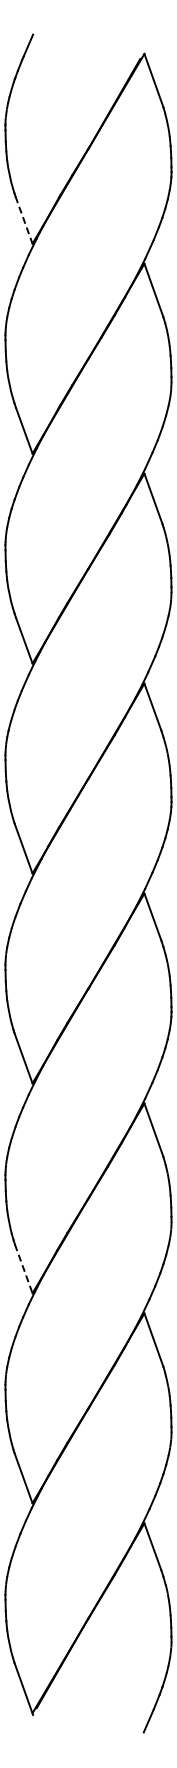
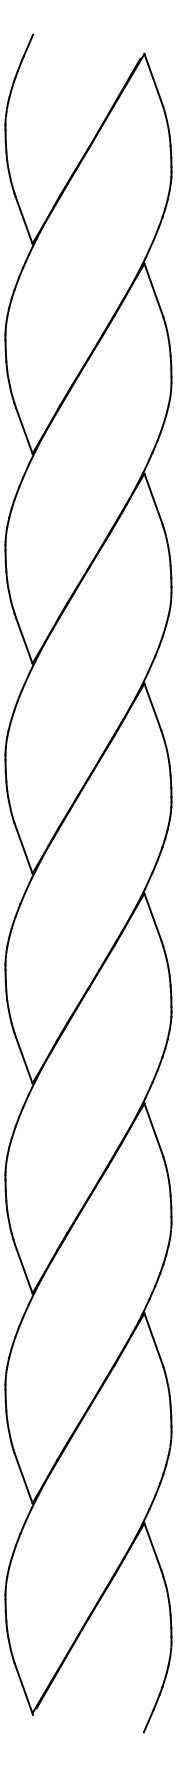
line: dashed -> solid (24, 220)
line: dashed -> solid (23, 1268)
